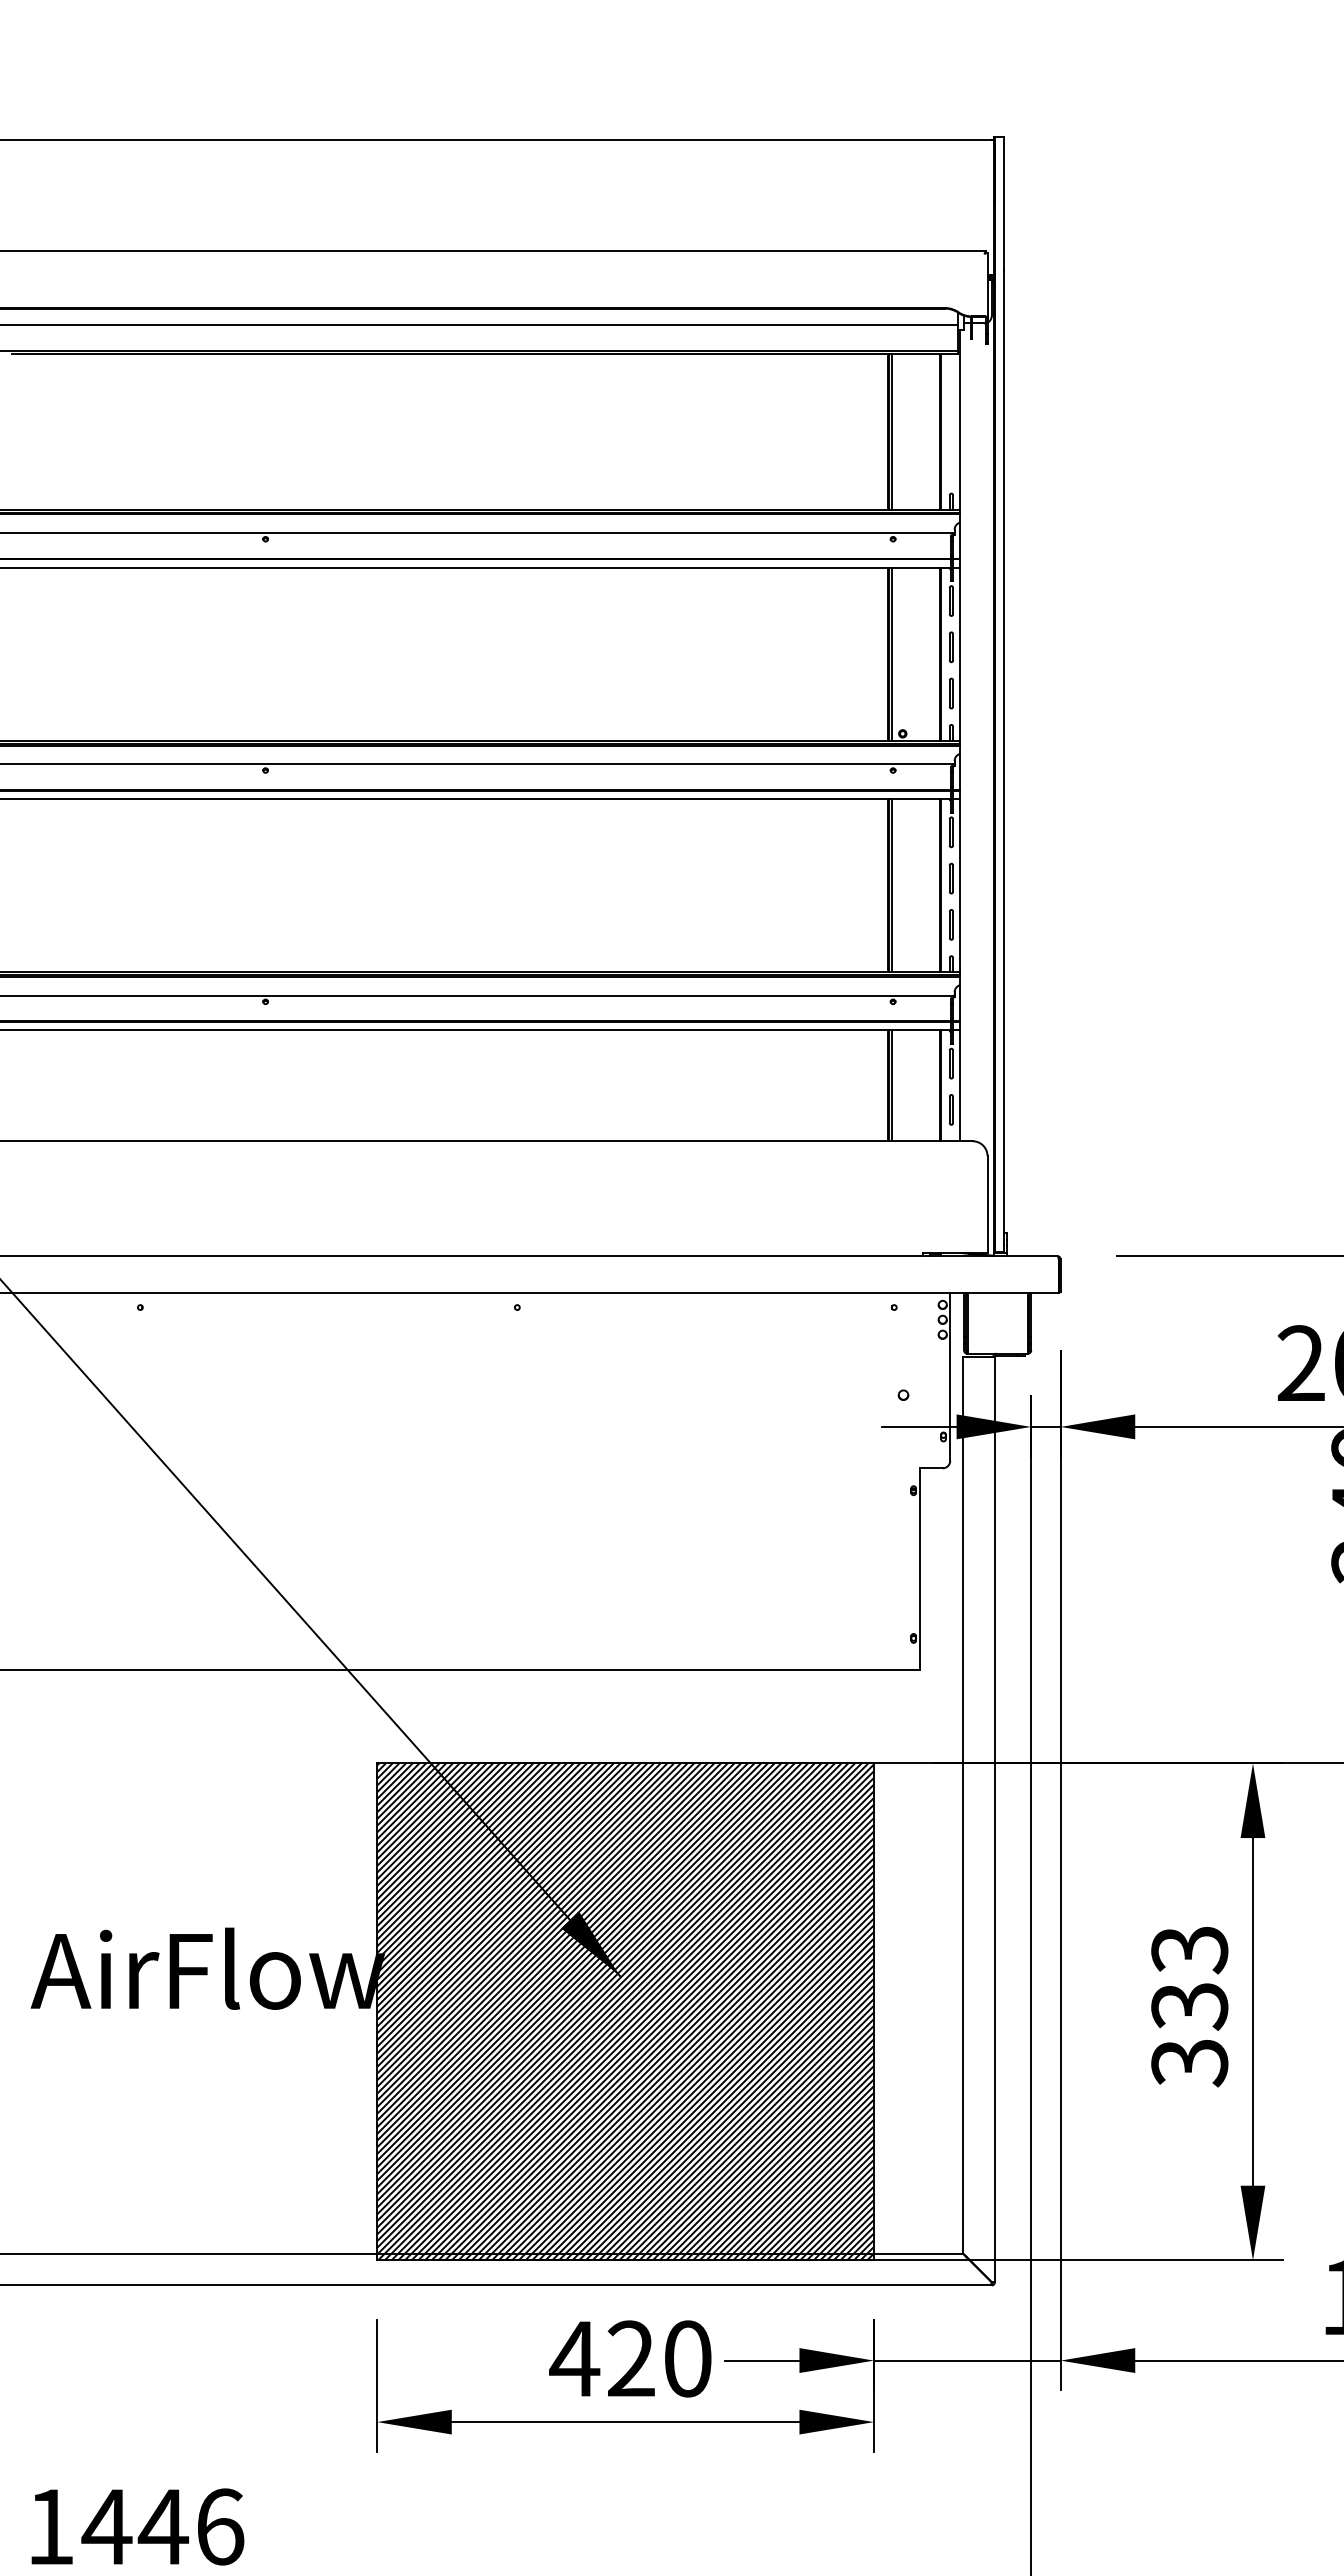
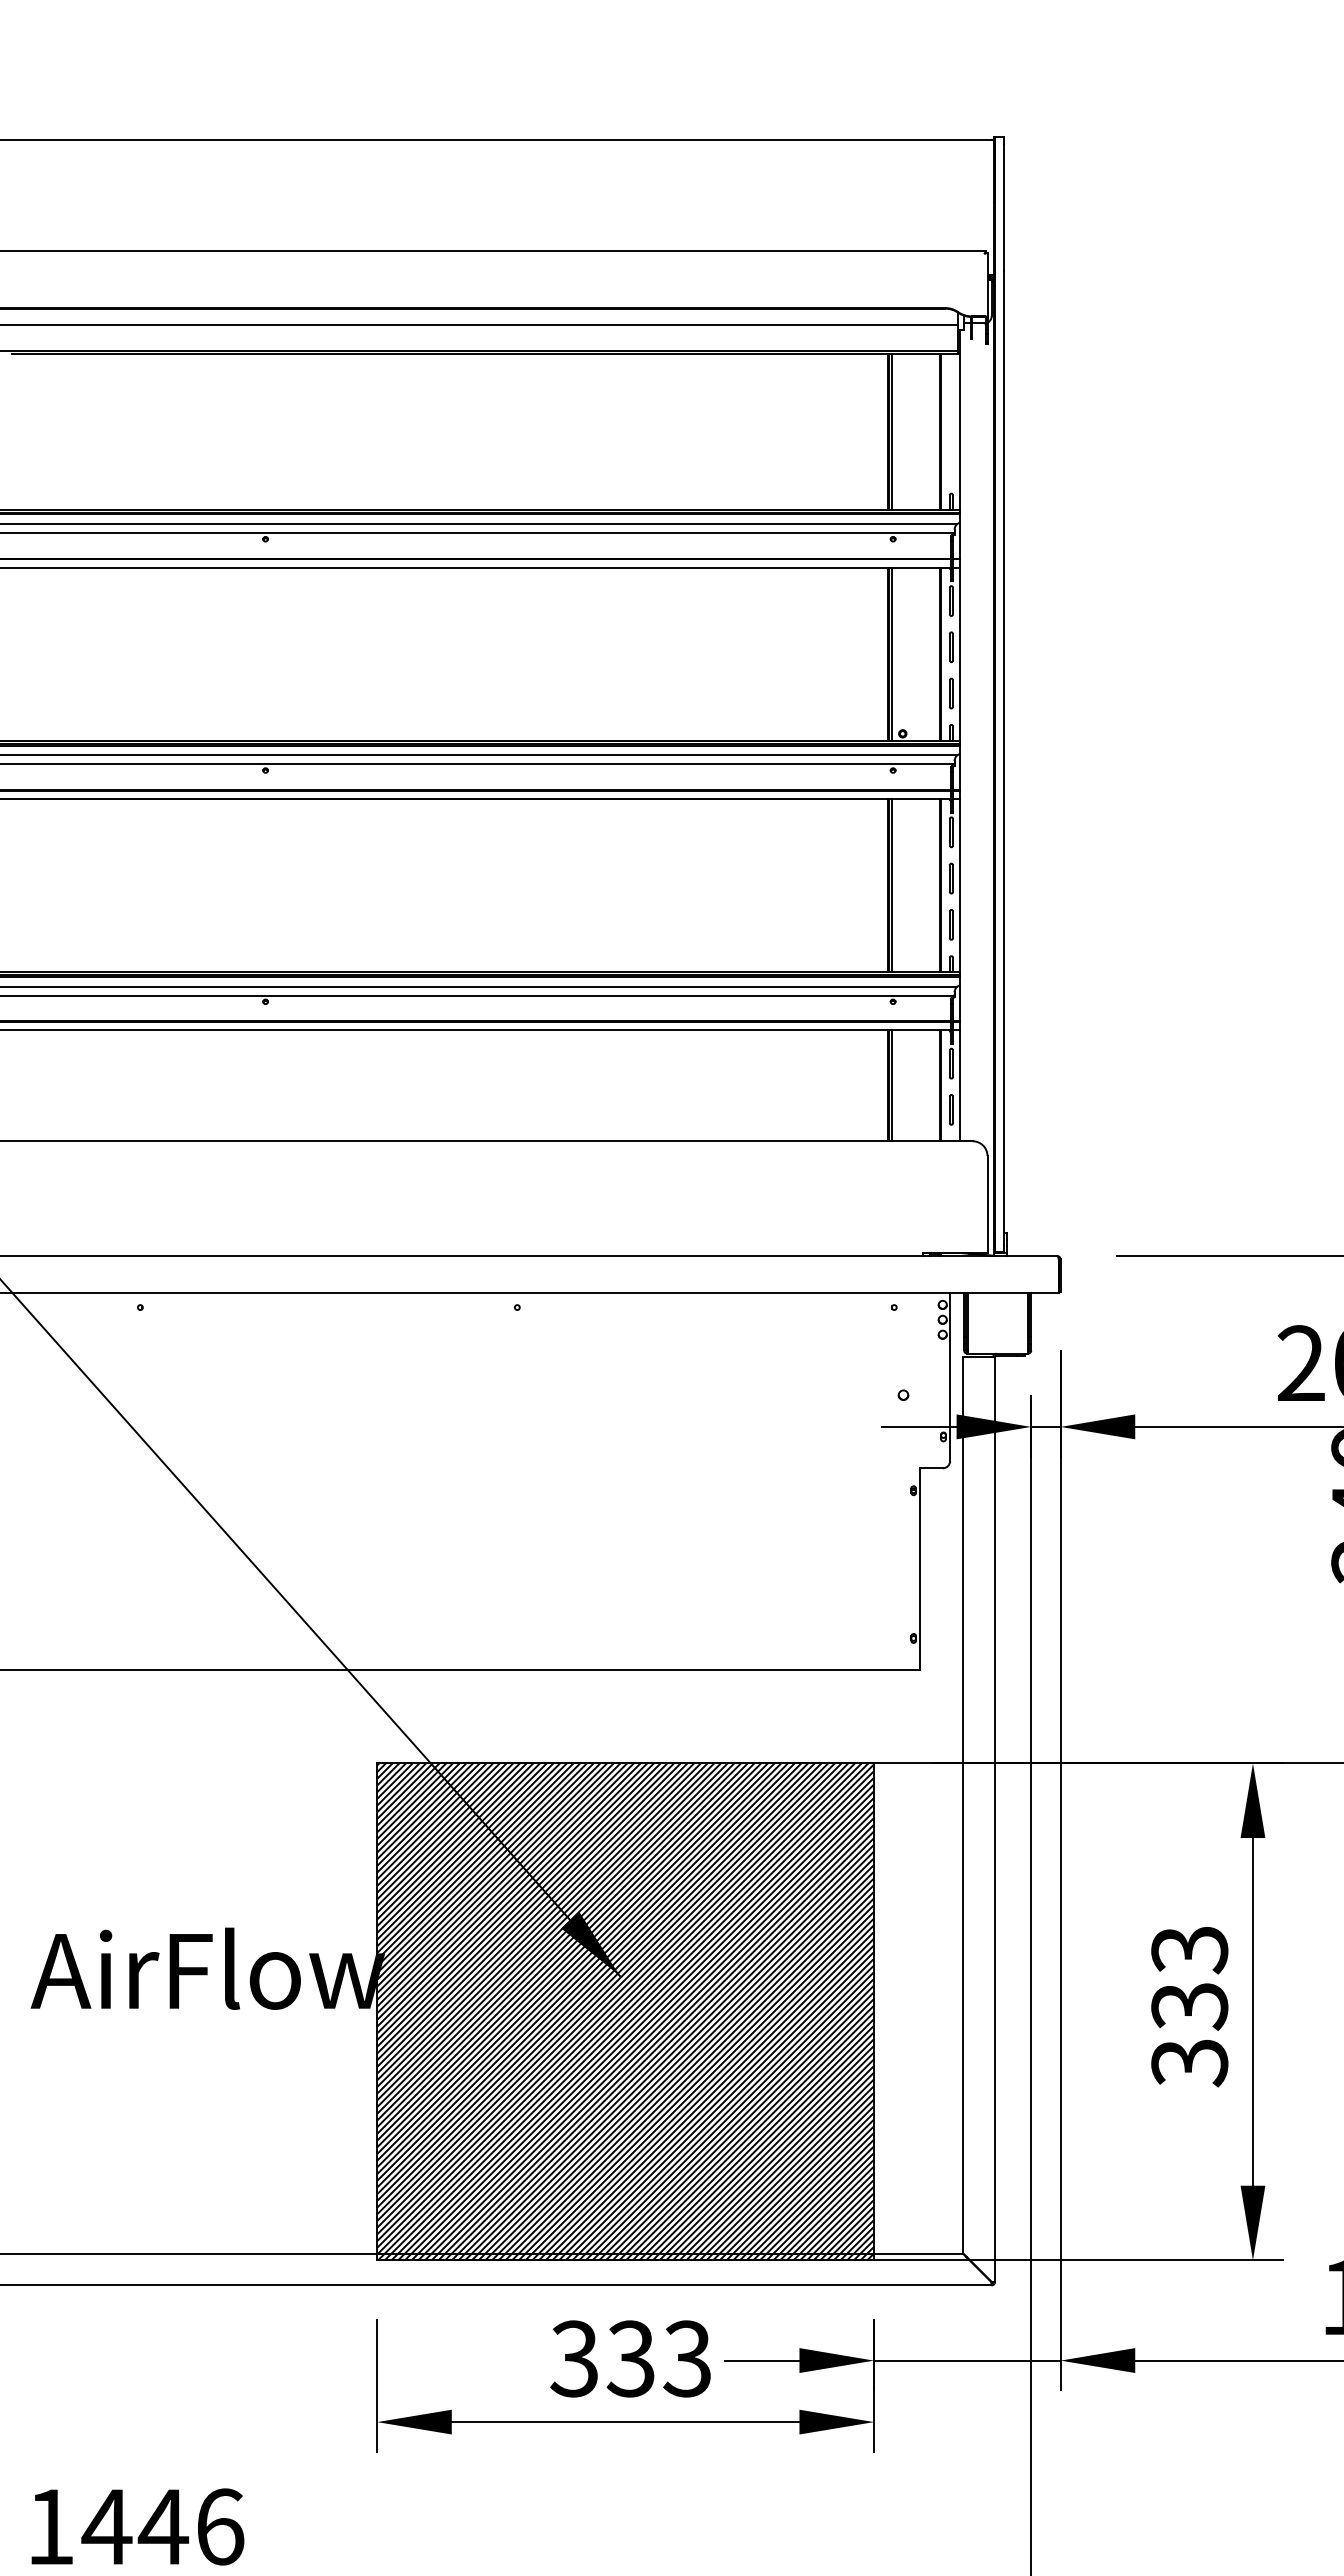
line: none -> present (479, 523)
line: none -> present (479, 755)
line: none -> present (479, 986)
text: 420 -> 333 (630, 2358)
